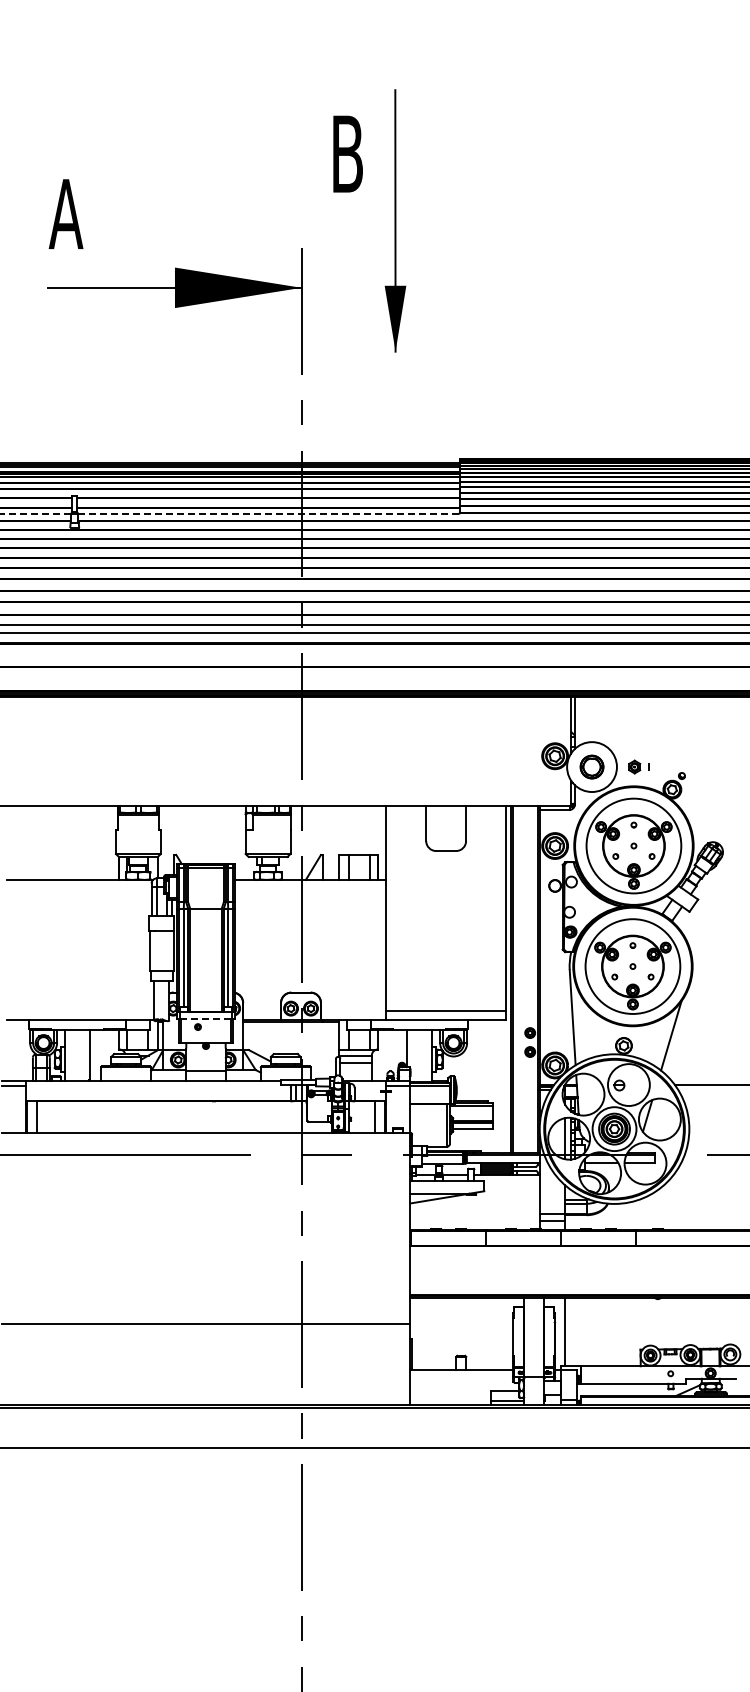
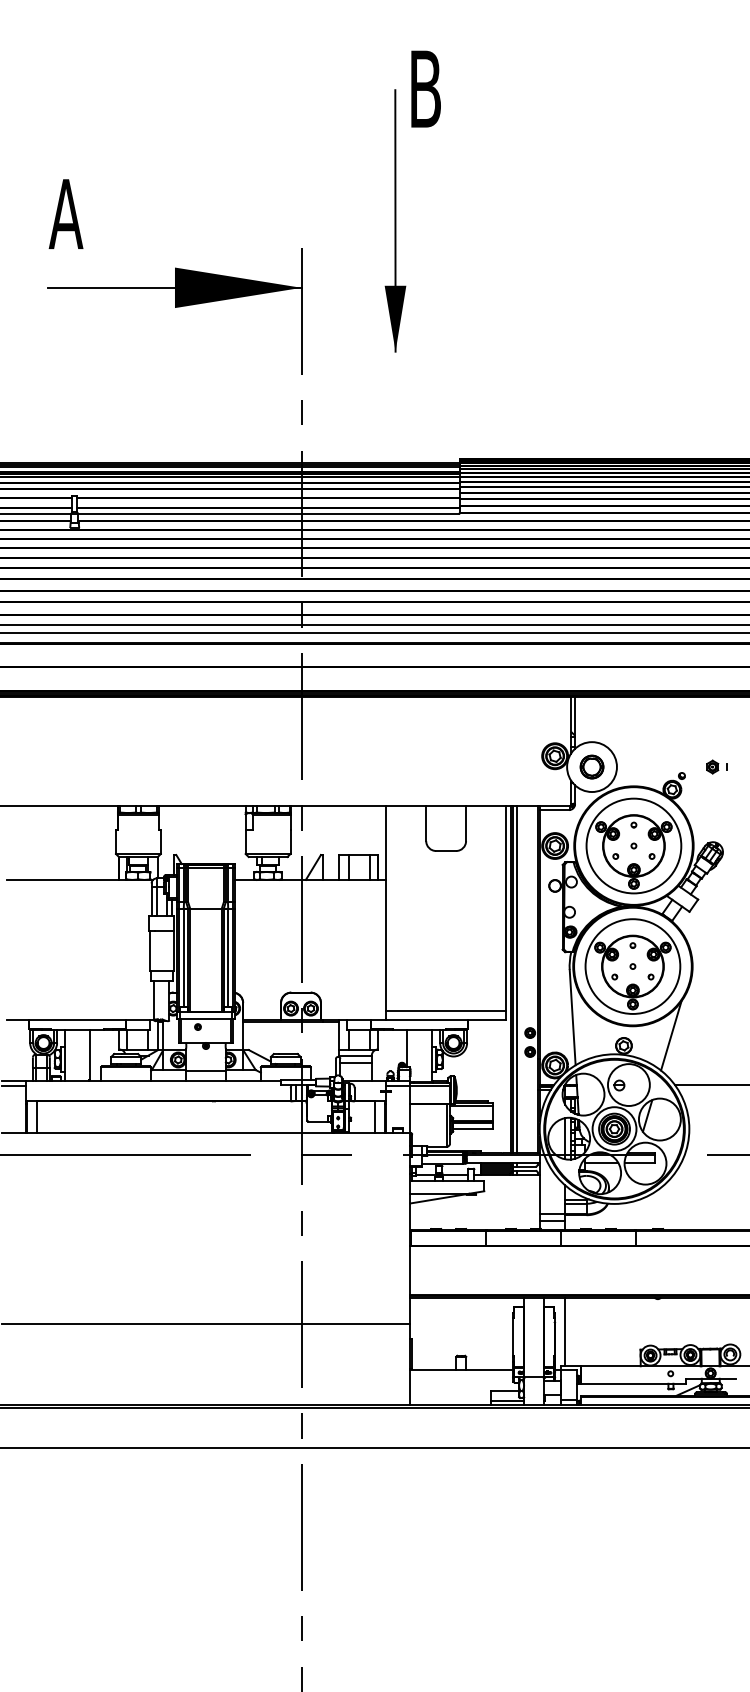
text position: (347, 153) -> (425, 88) (425, 88)
line: dashed -> solid (35, 513)
line: dashed -> solid (267, 513)
part position: (638, 766) -> (716, 766) (716, 766)
line: none -> present (516, 979)
line: dashed -> solid (205, 1019)
